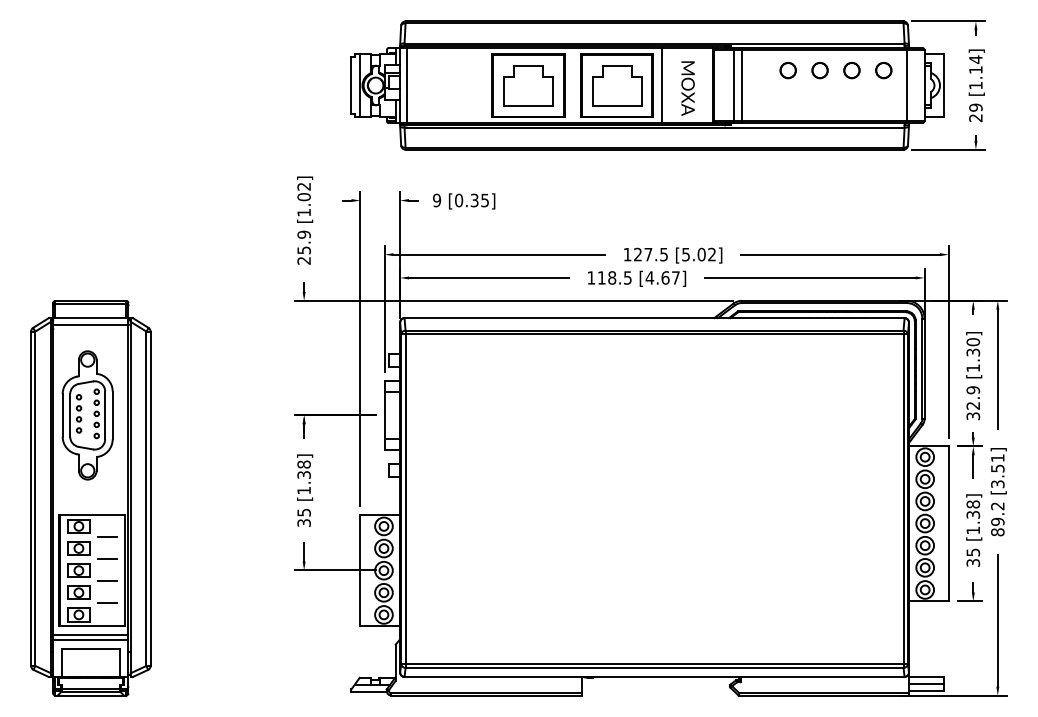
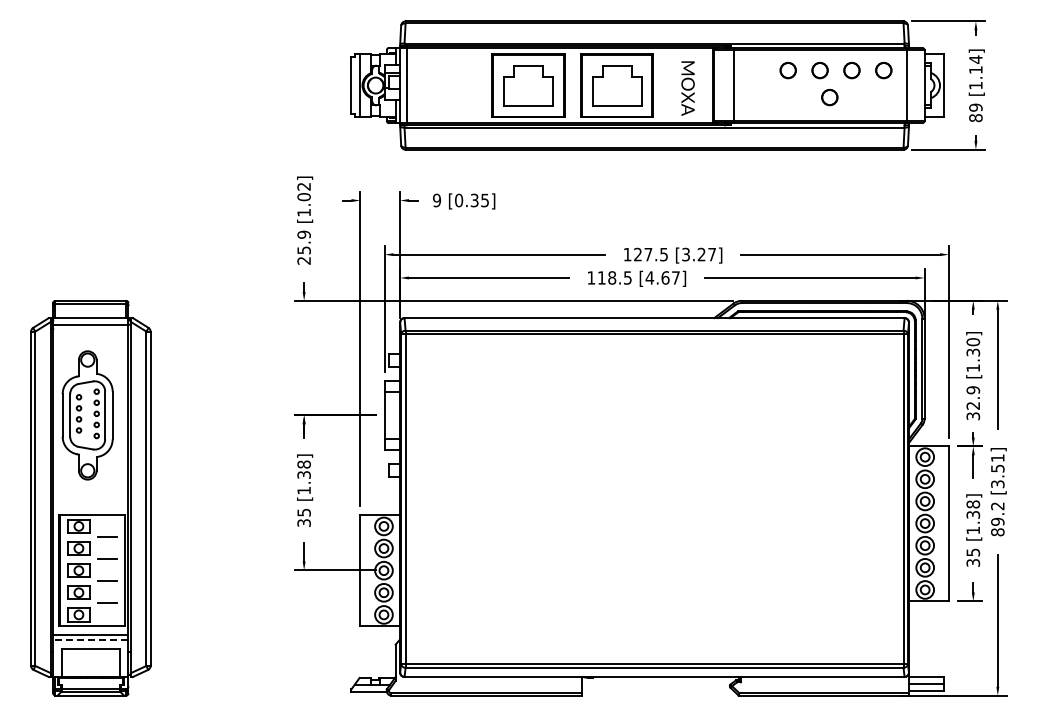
line: present -> none (662, 85)
line: present -> none (741, 85)
part: none -> present (829, 97)
text: 29 -> 89 (975, 118)
text: [5.02] -> [3.27] (698, 254)
line: solid -> dashed (90, 640)
